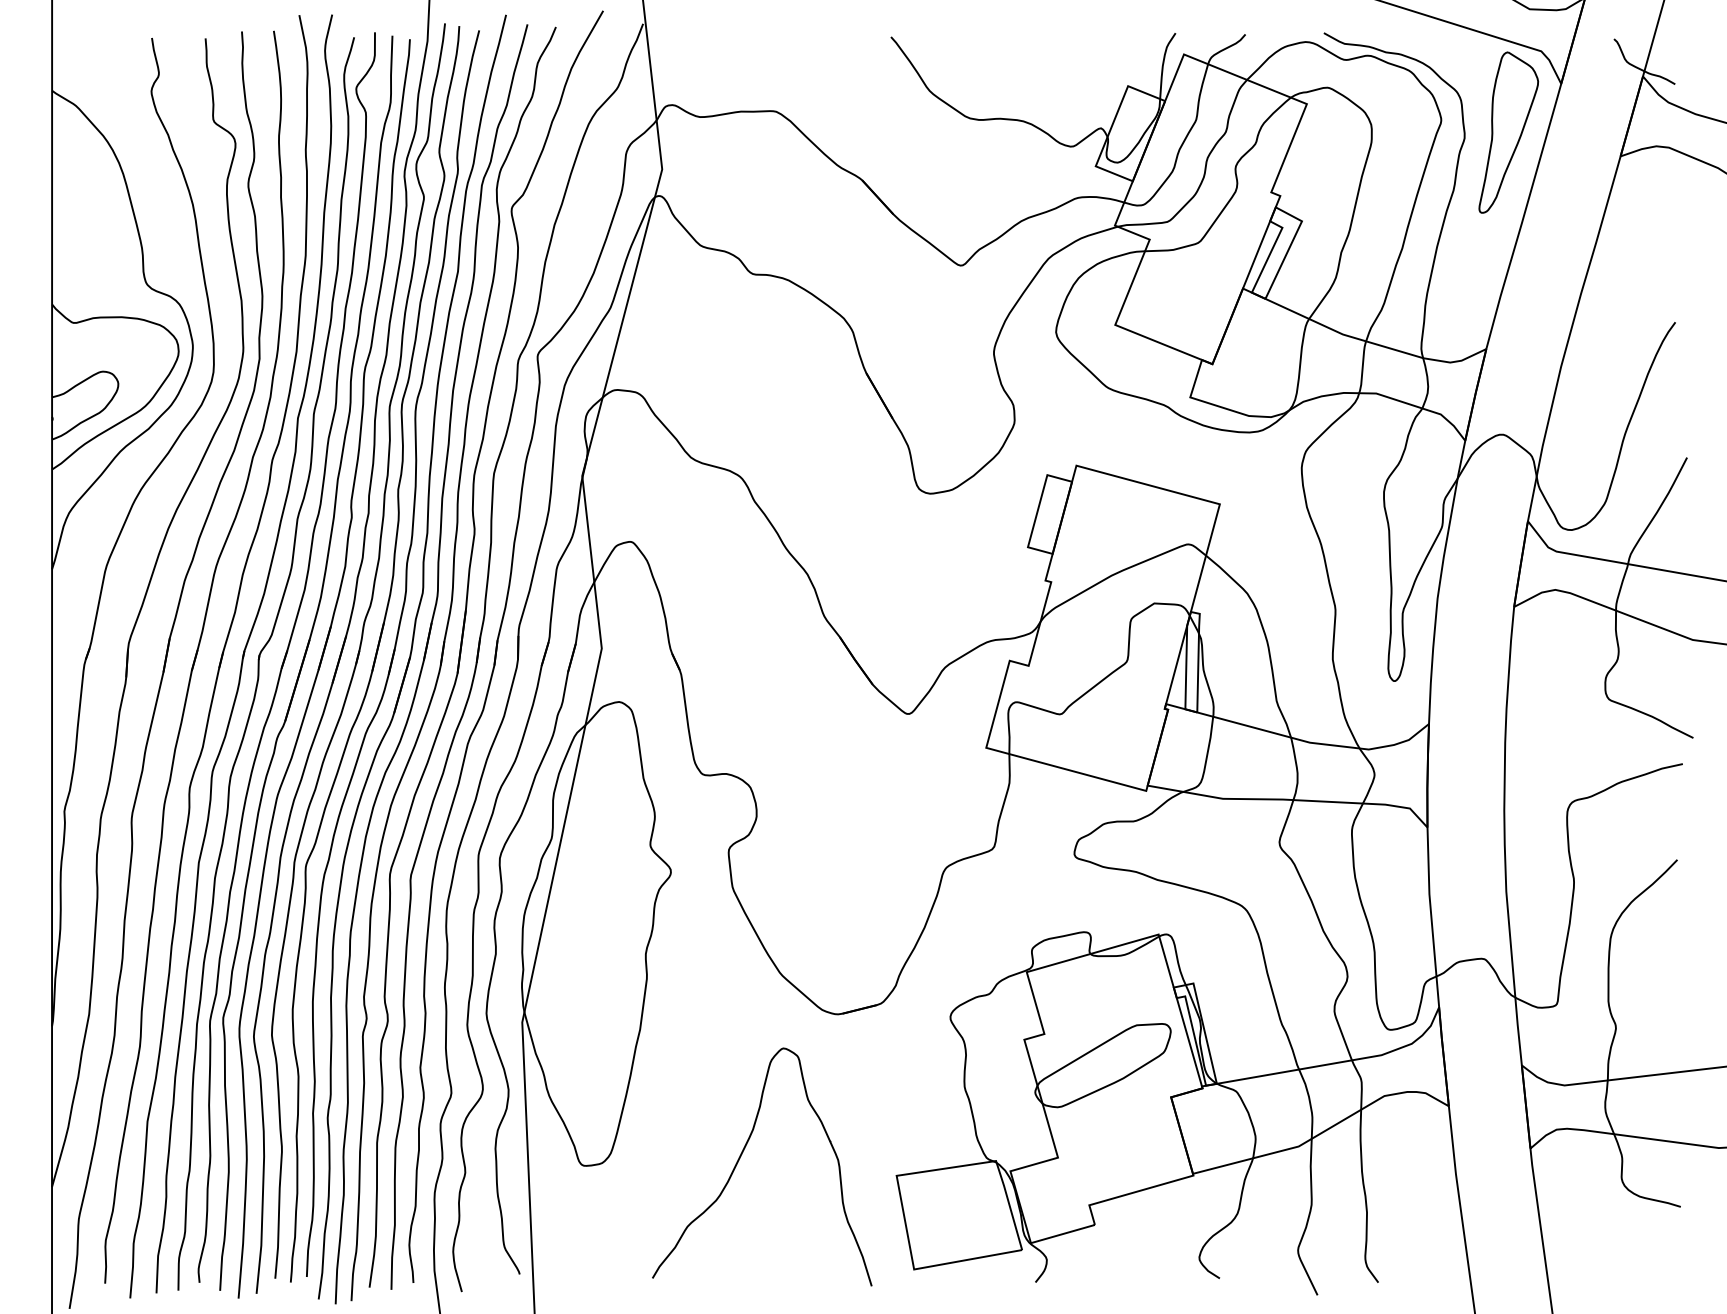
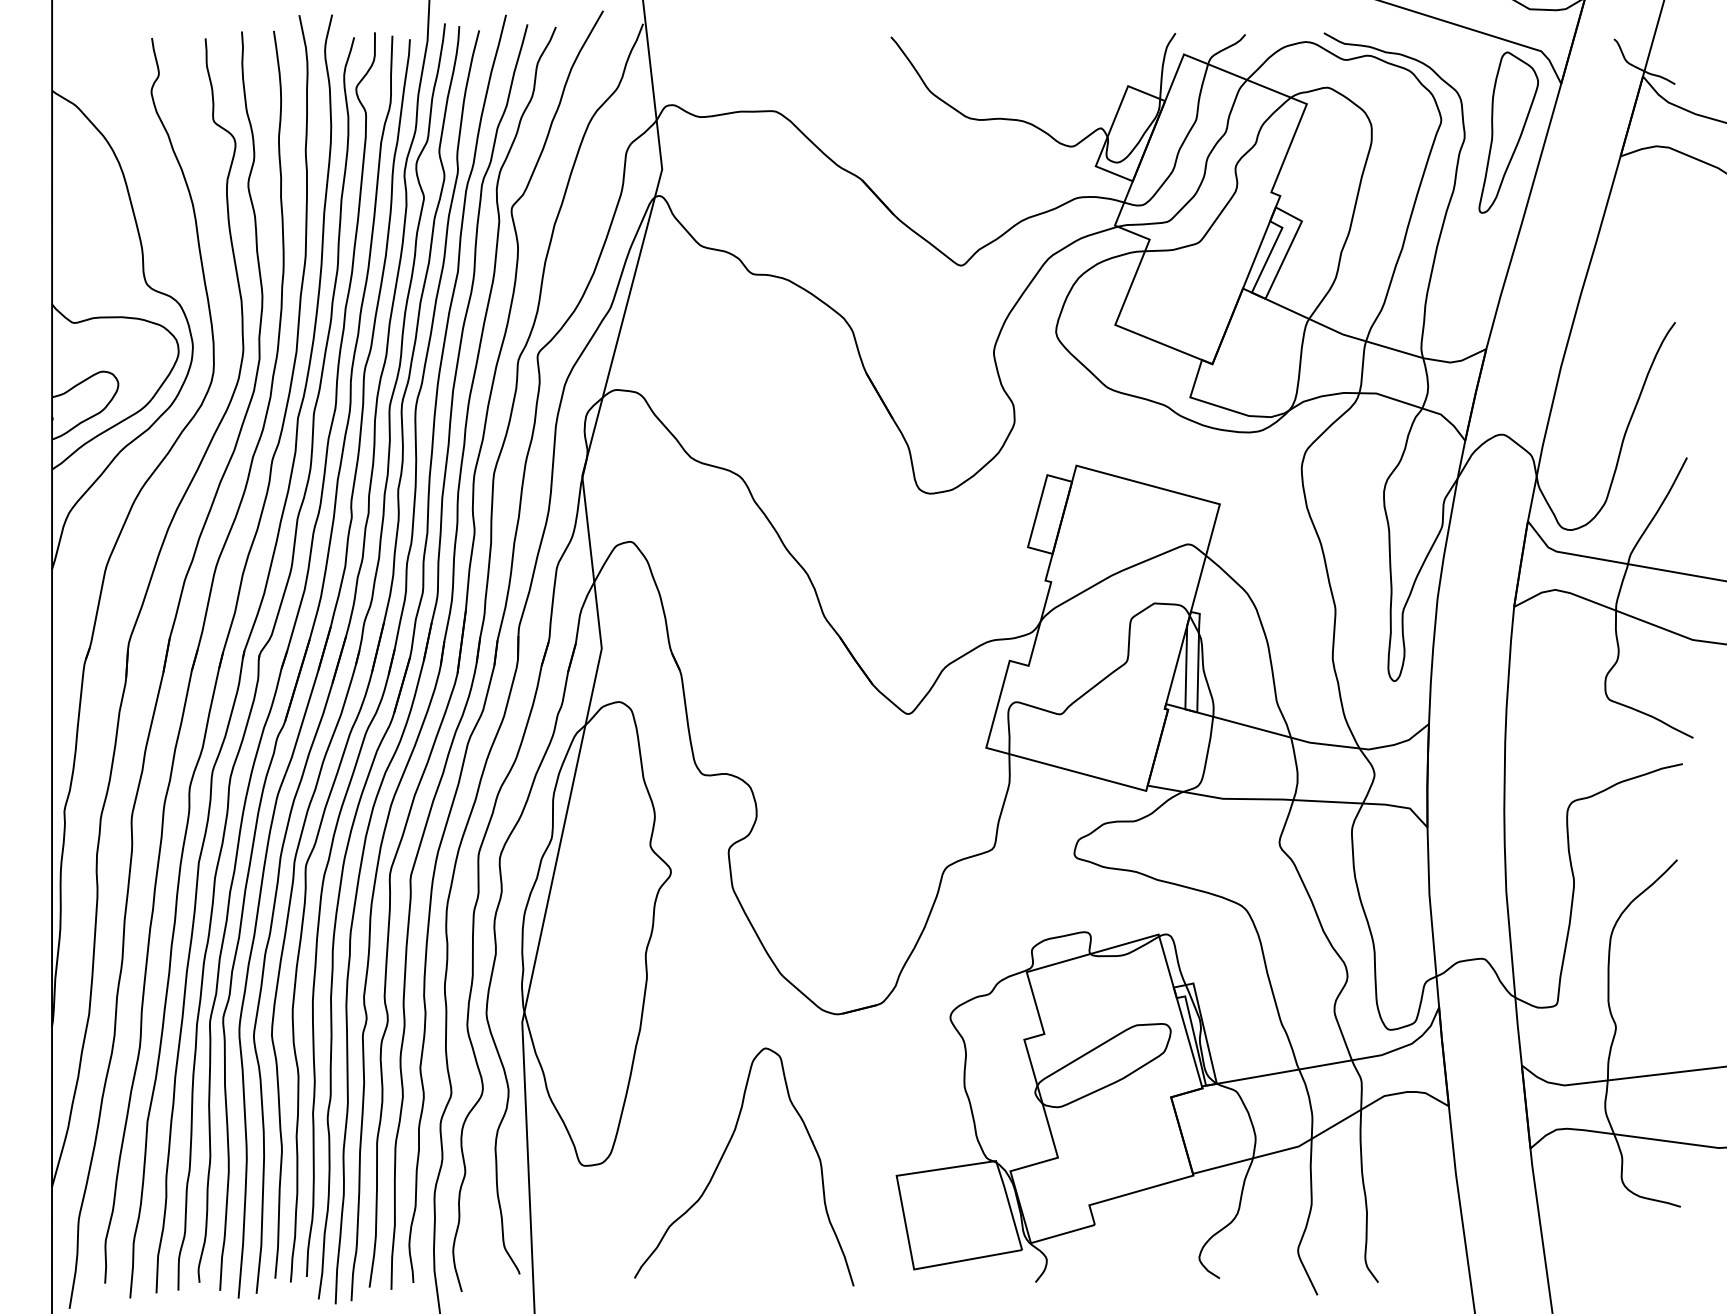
part position: (741, 1156) -> (723, 1156) (723, 1156)
